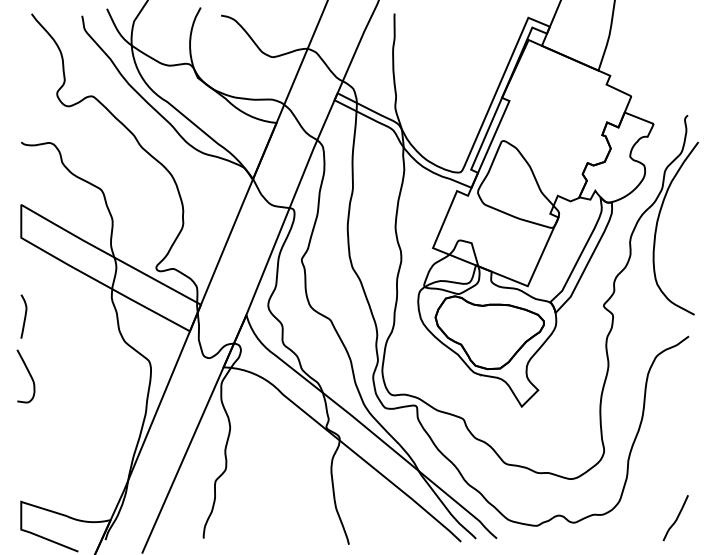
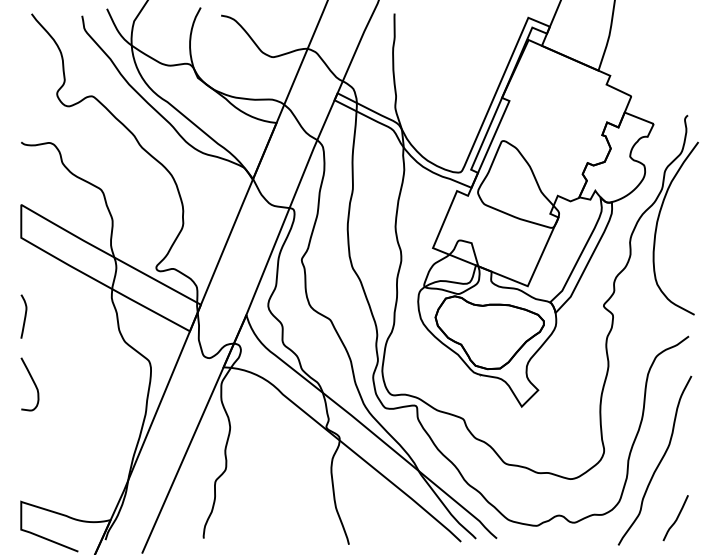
curve position: (29, 375) -> (33, 383) (33, 383)
curve: none -> present (658, 463)
